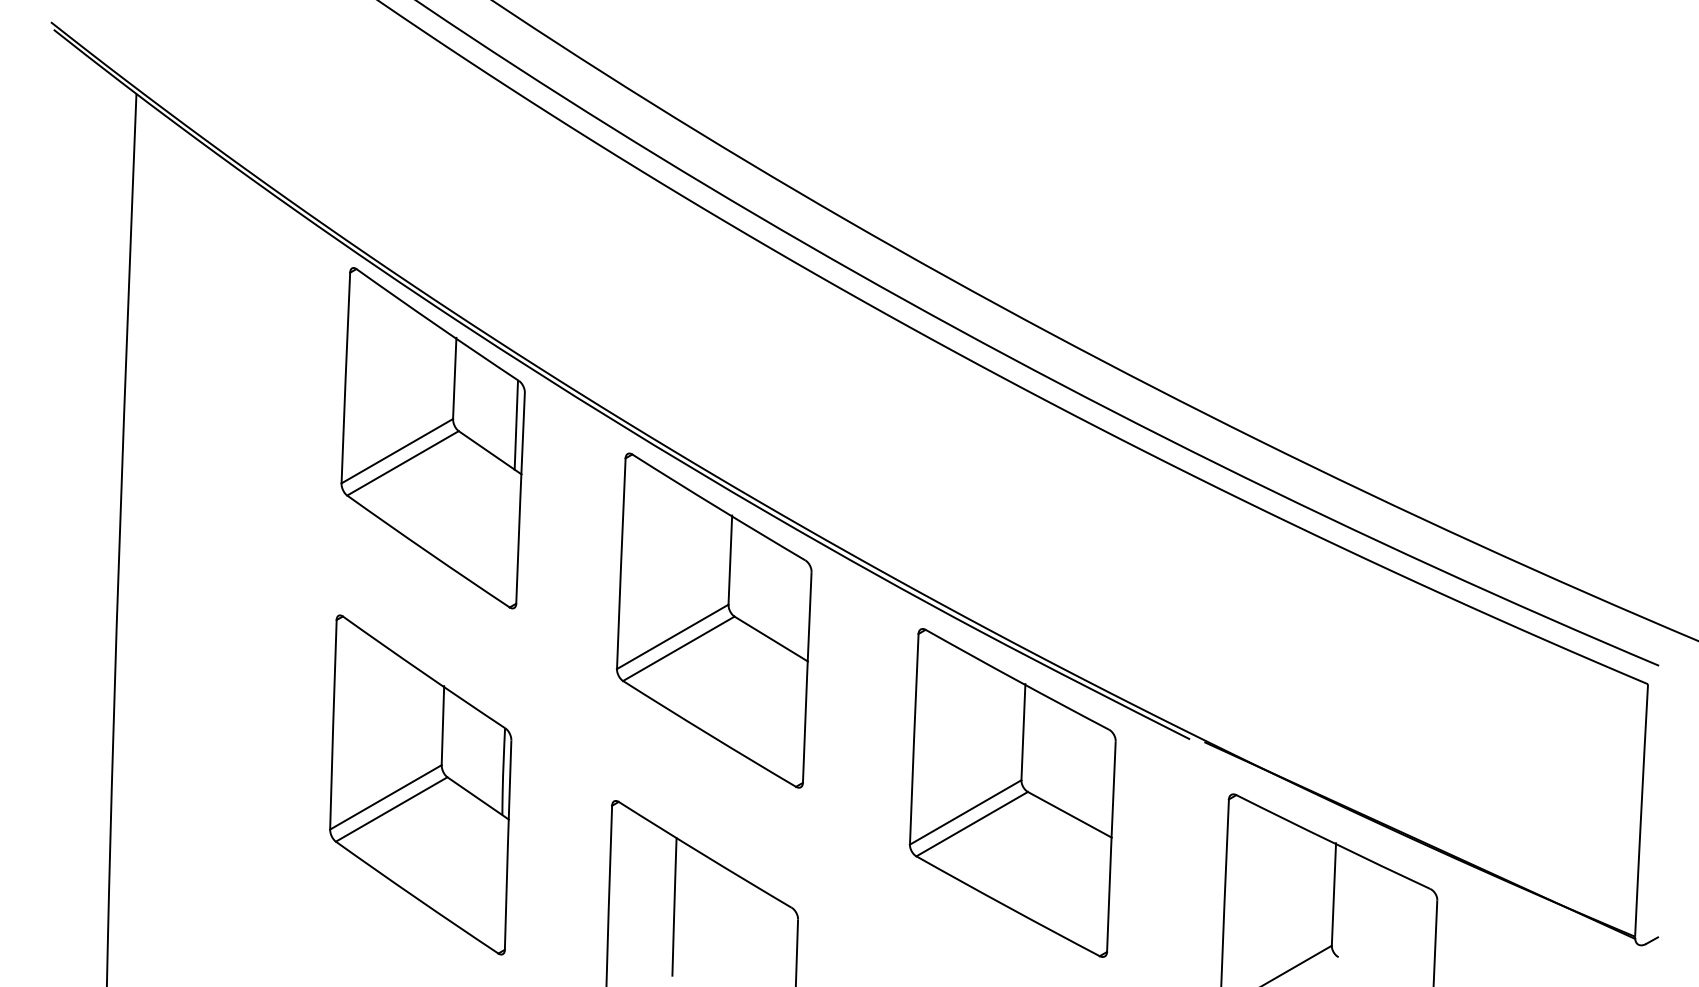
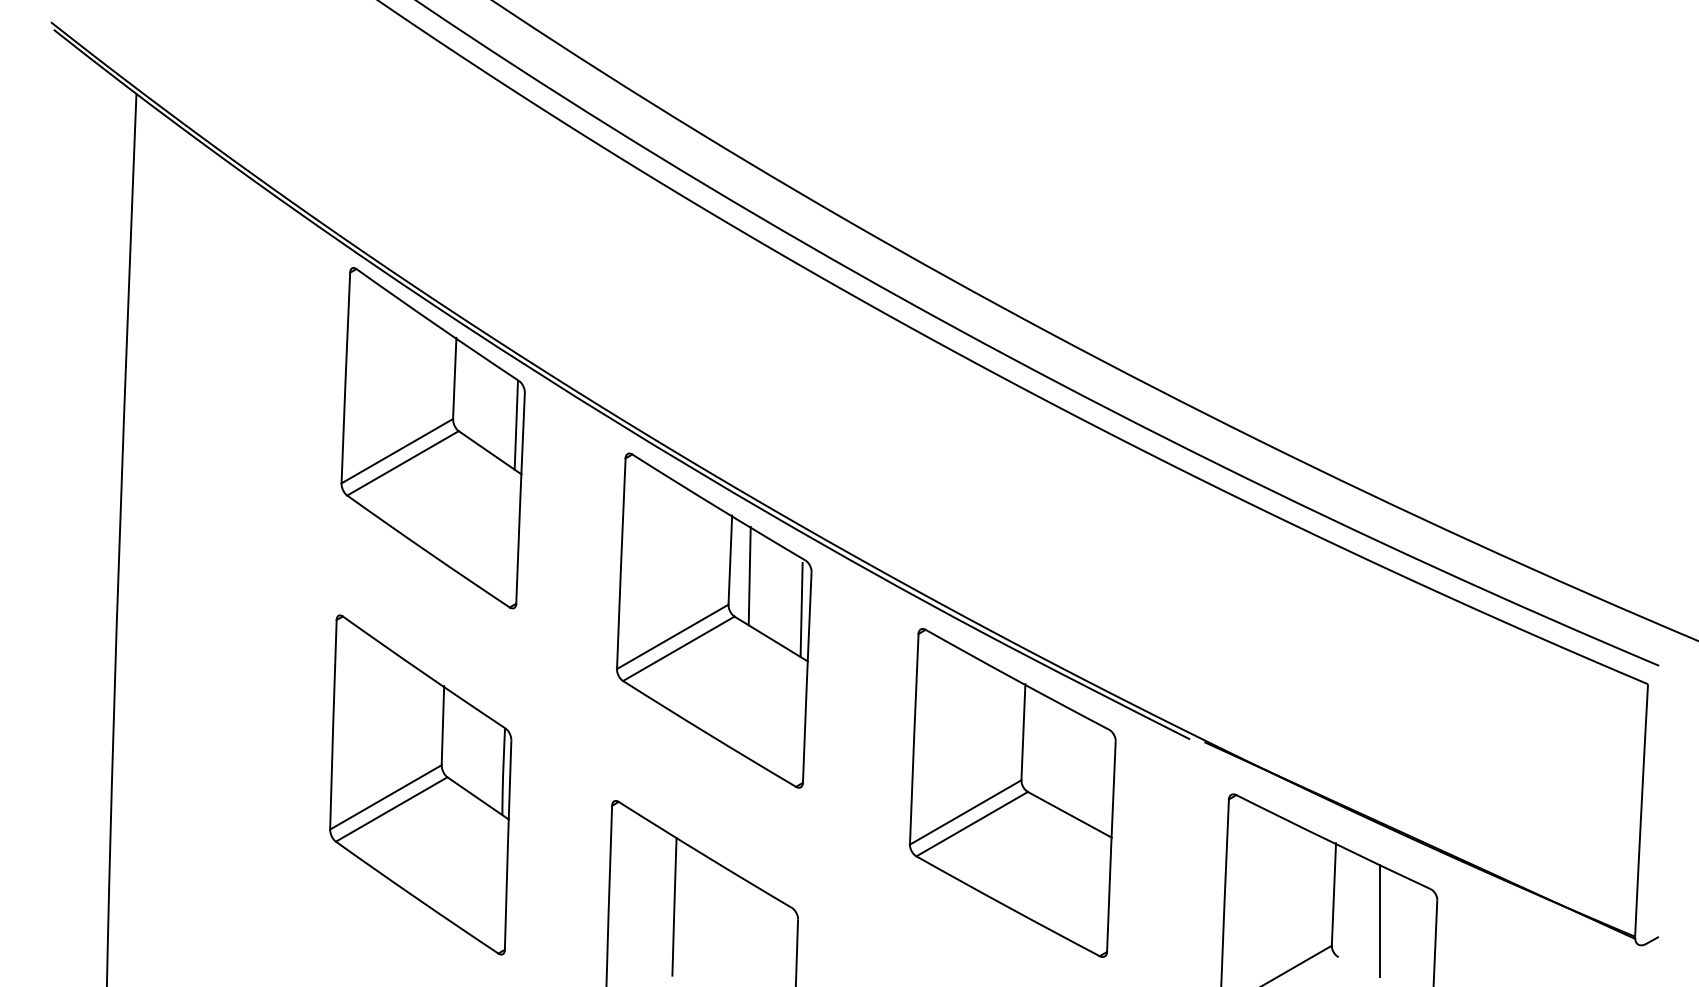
line: none -> present (749, 575)
line: none -> present (801, 610)
line: none -> present (1380, 920)
